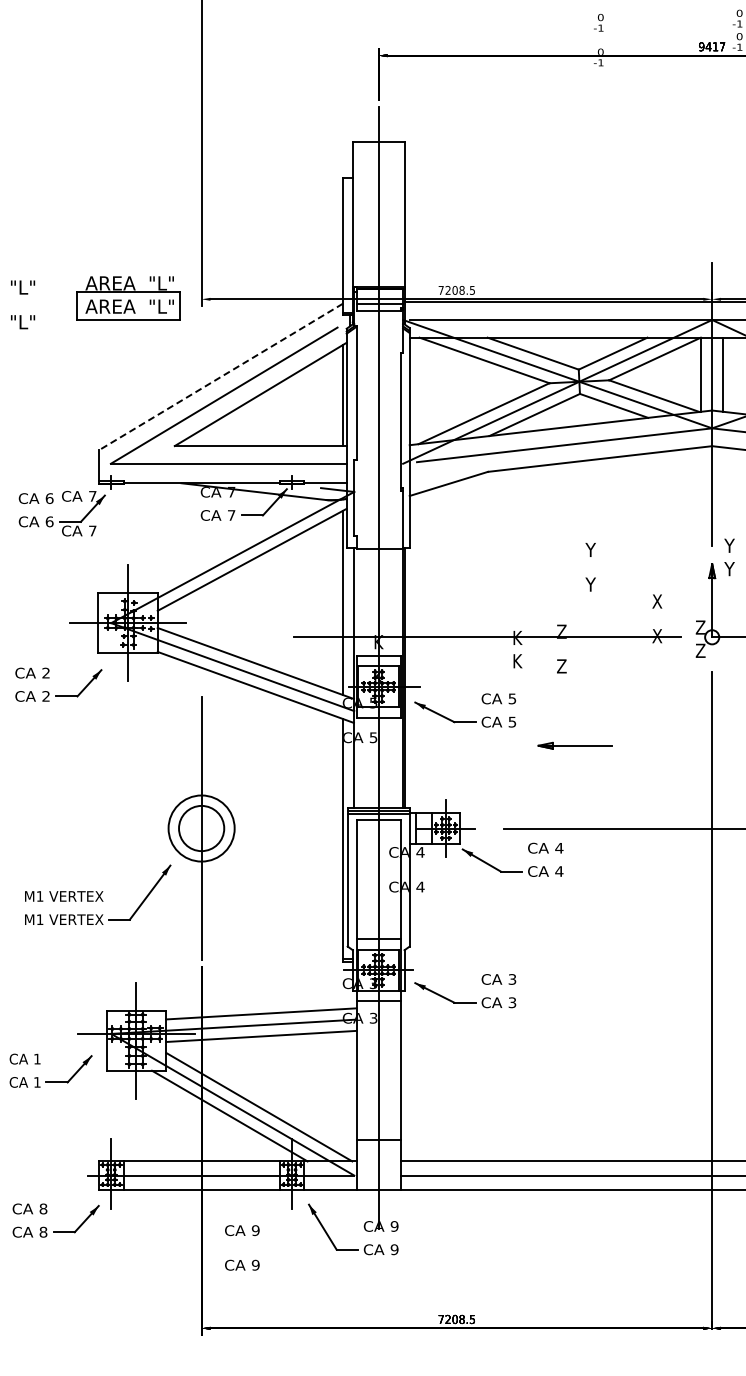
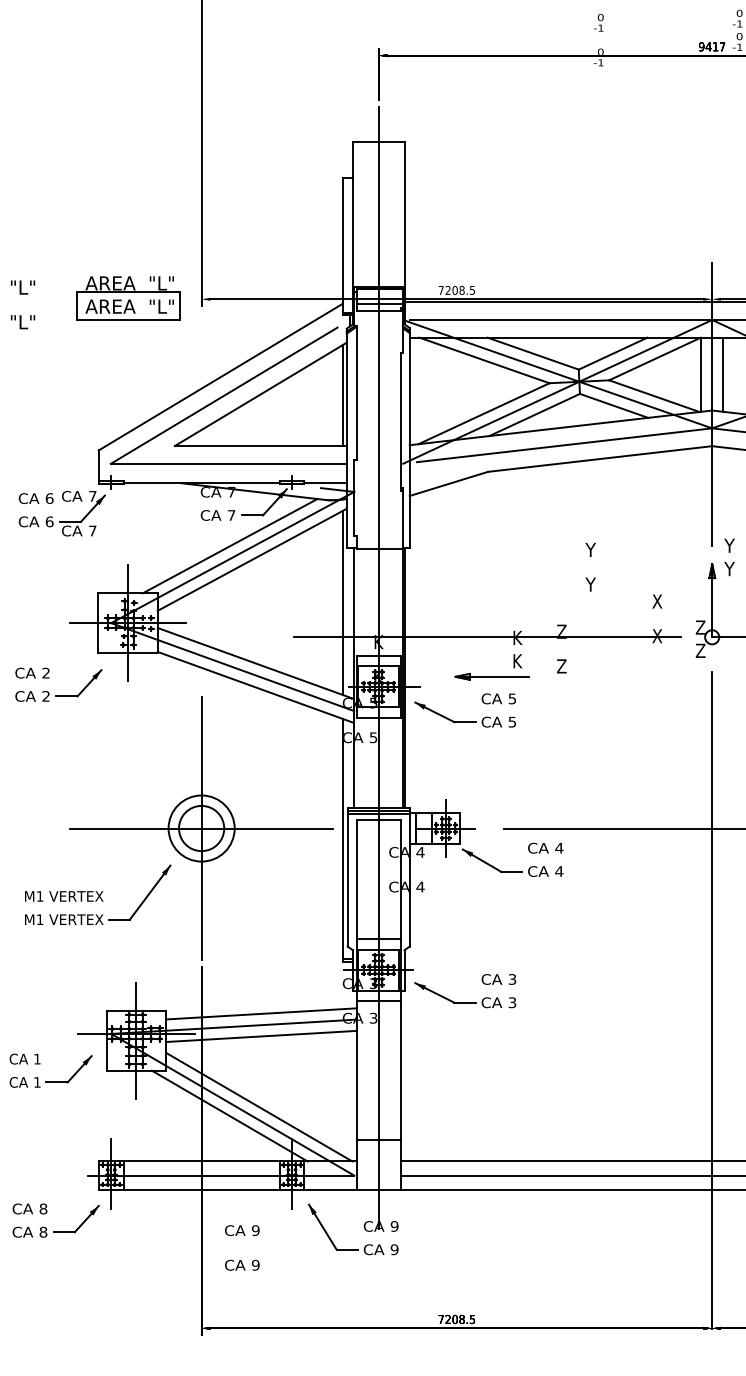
line: dashed -> solid (220, 377)
line: none -> present (229, 546)
part position: (574, 745) -> (491, 676) (491, 676)
line: none -> present (201, 828)
